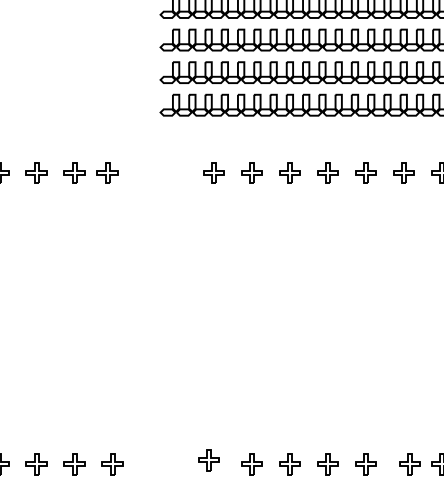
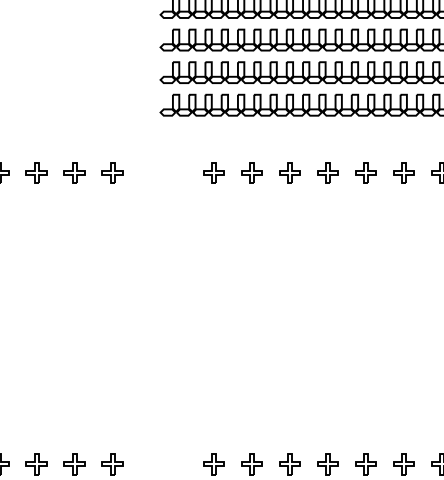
part position: (107, 172) -> (112, 172) (112, 172)
part position: (208, 460) -> (213, 464) (213, 464)
part position: (409, 464) -> (403, 464) (403, 464)
